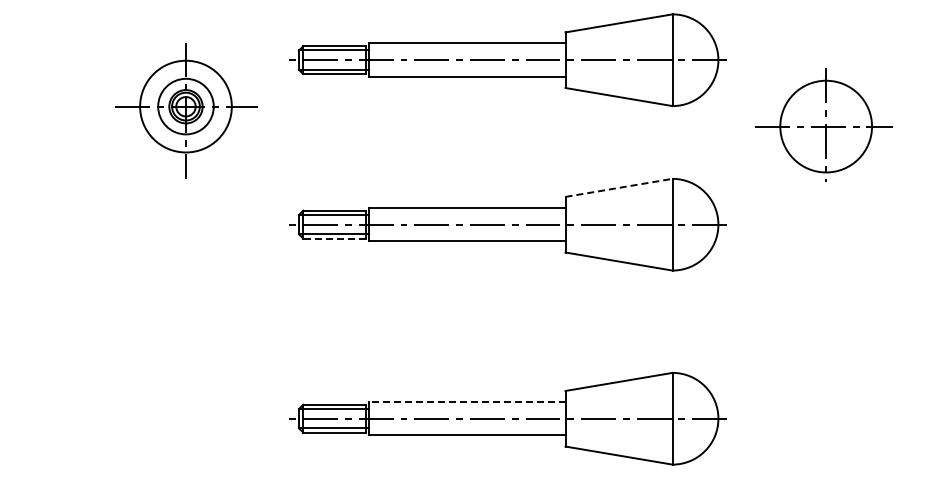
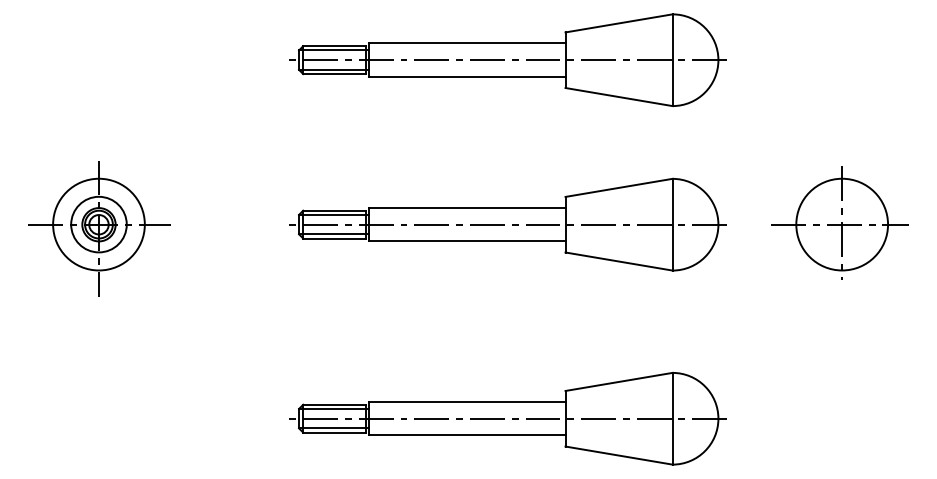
part position: (186, 110) -> (99, 228) (99, 228)
part position: (823, 124) -> (839, 222) (839, 222)
line: dashed -> solid (619, 187)
line: dashed -> solid (334, 238)
line: dashed -> solid (467, 401)
